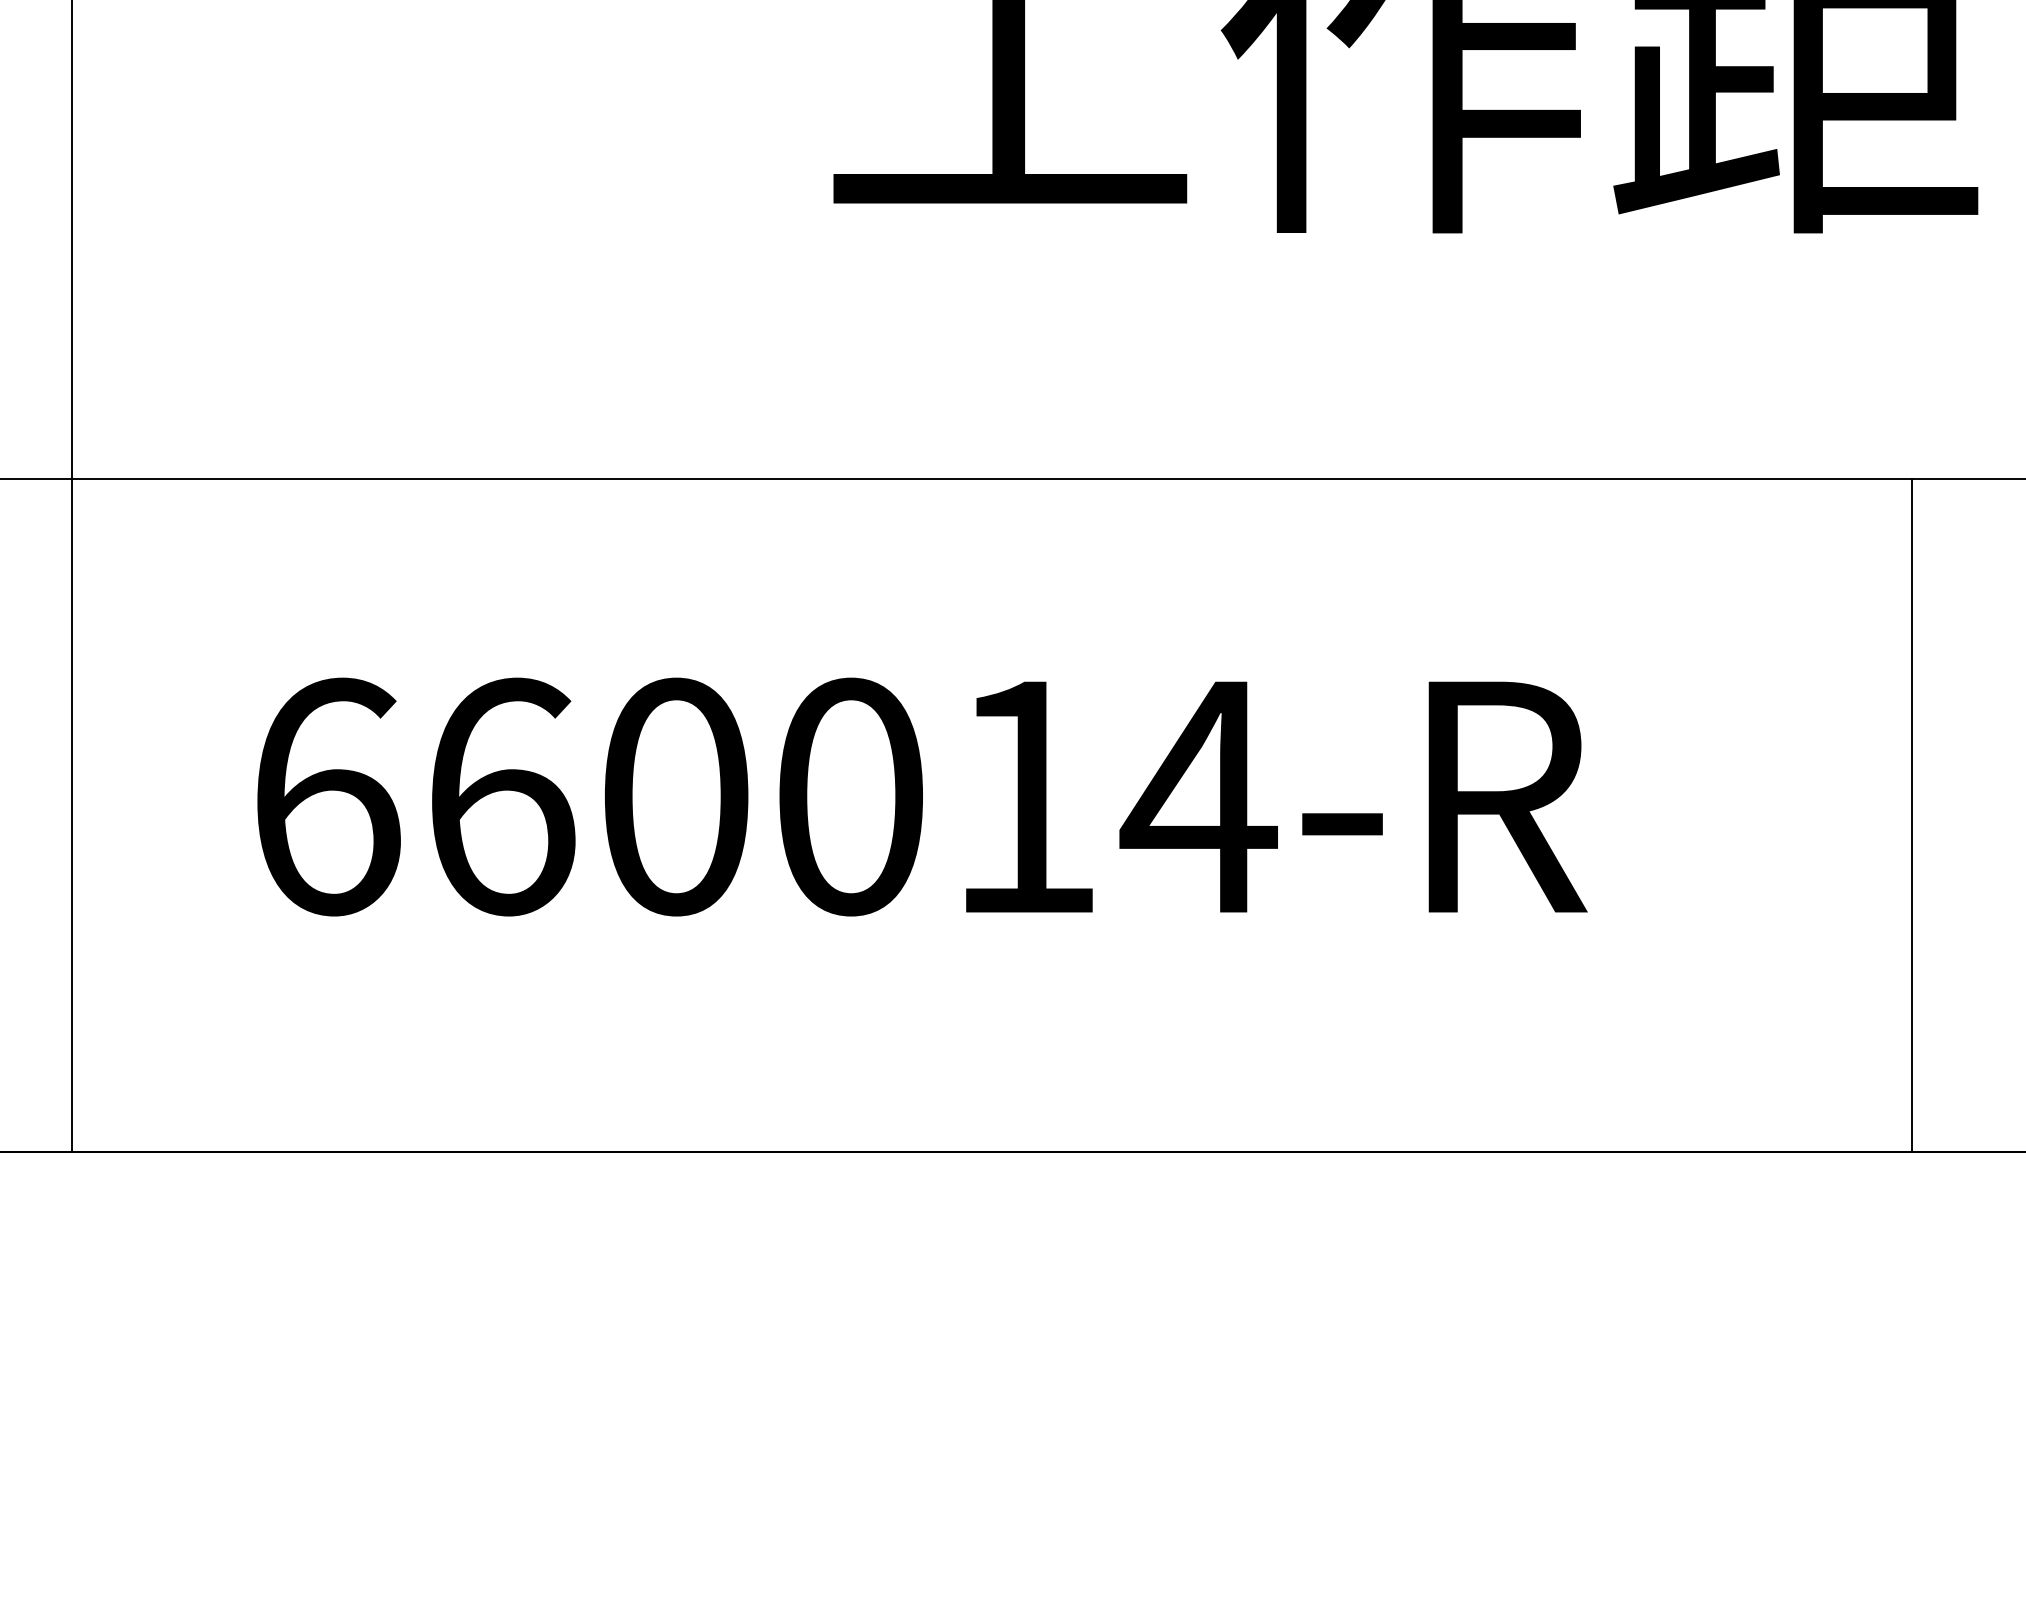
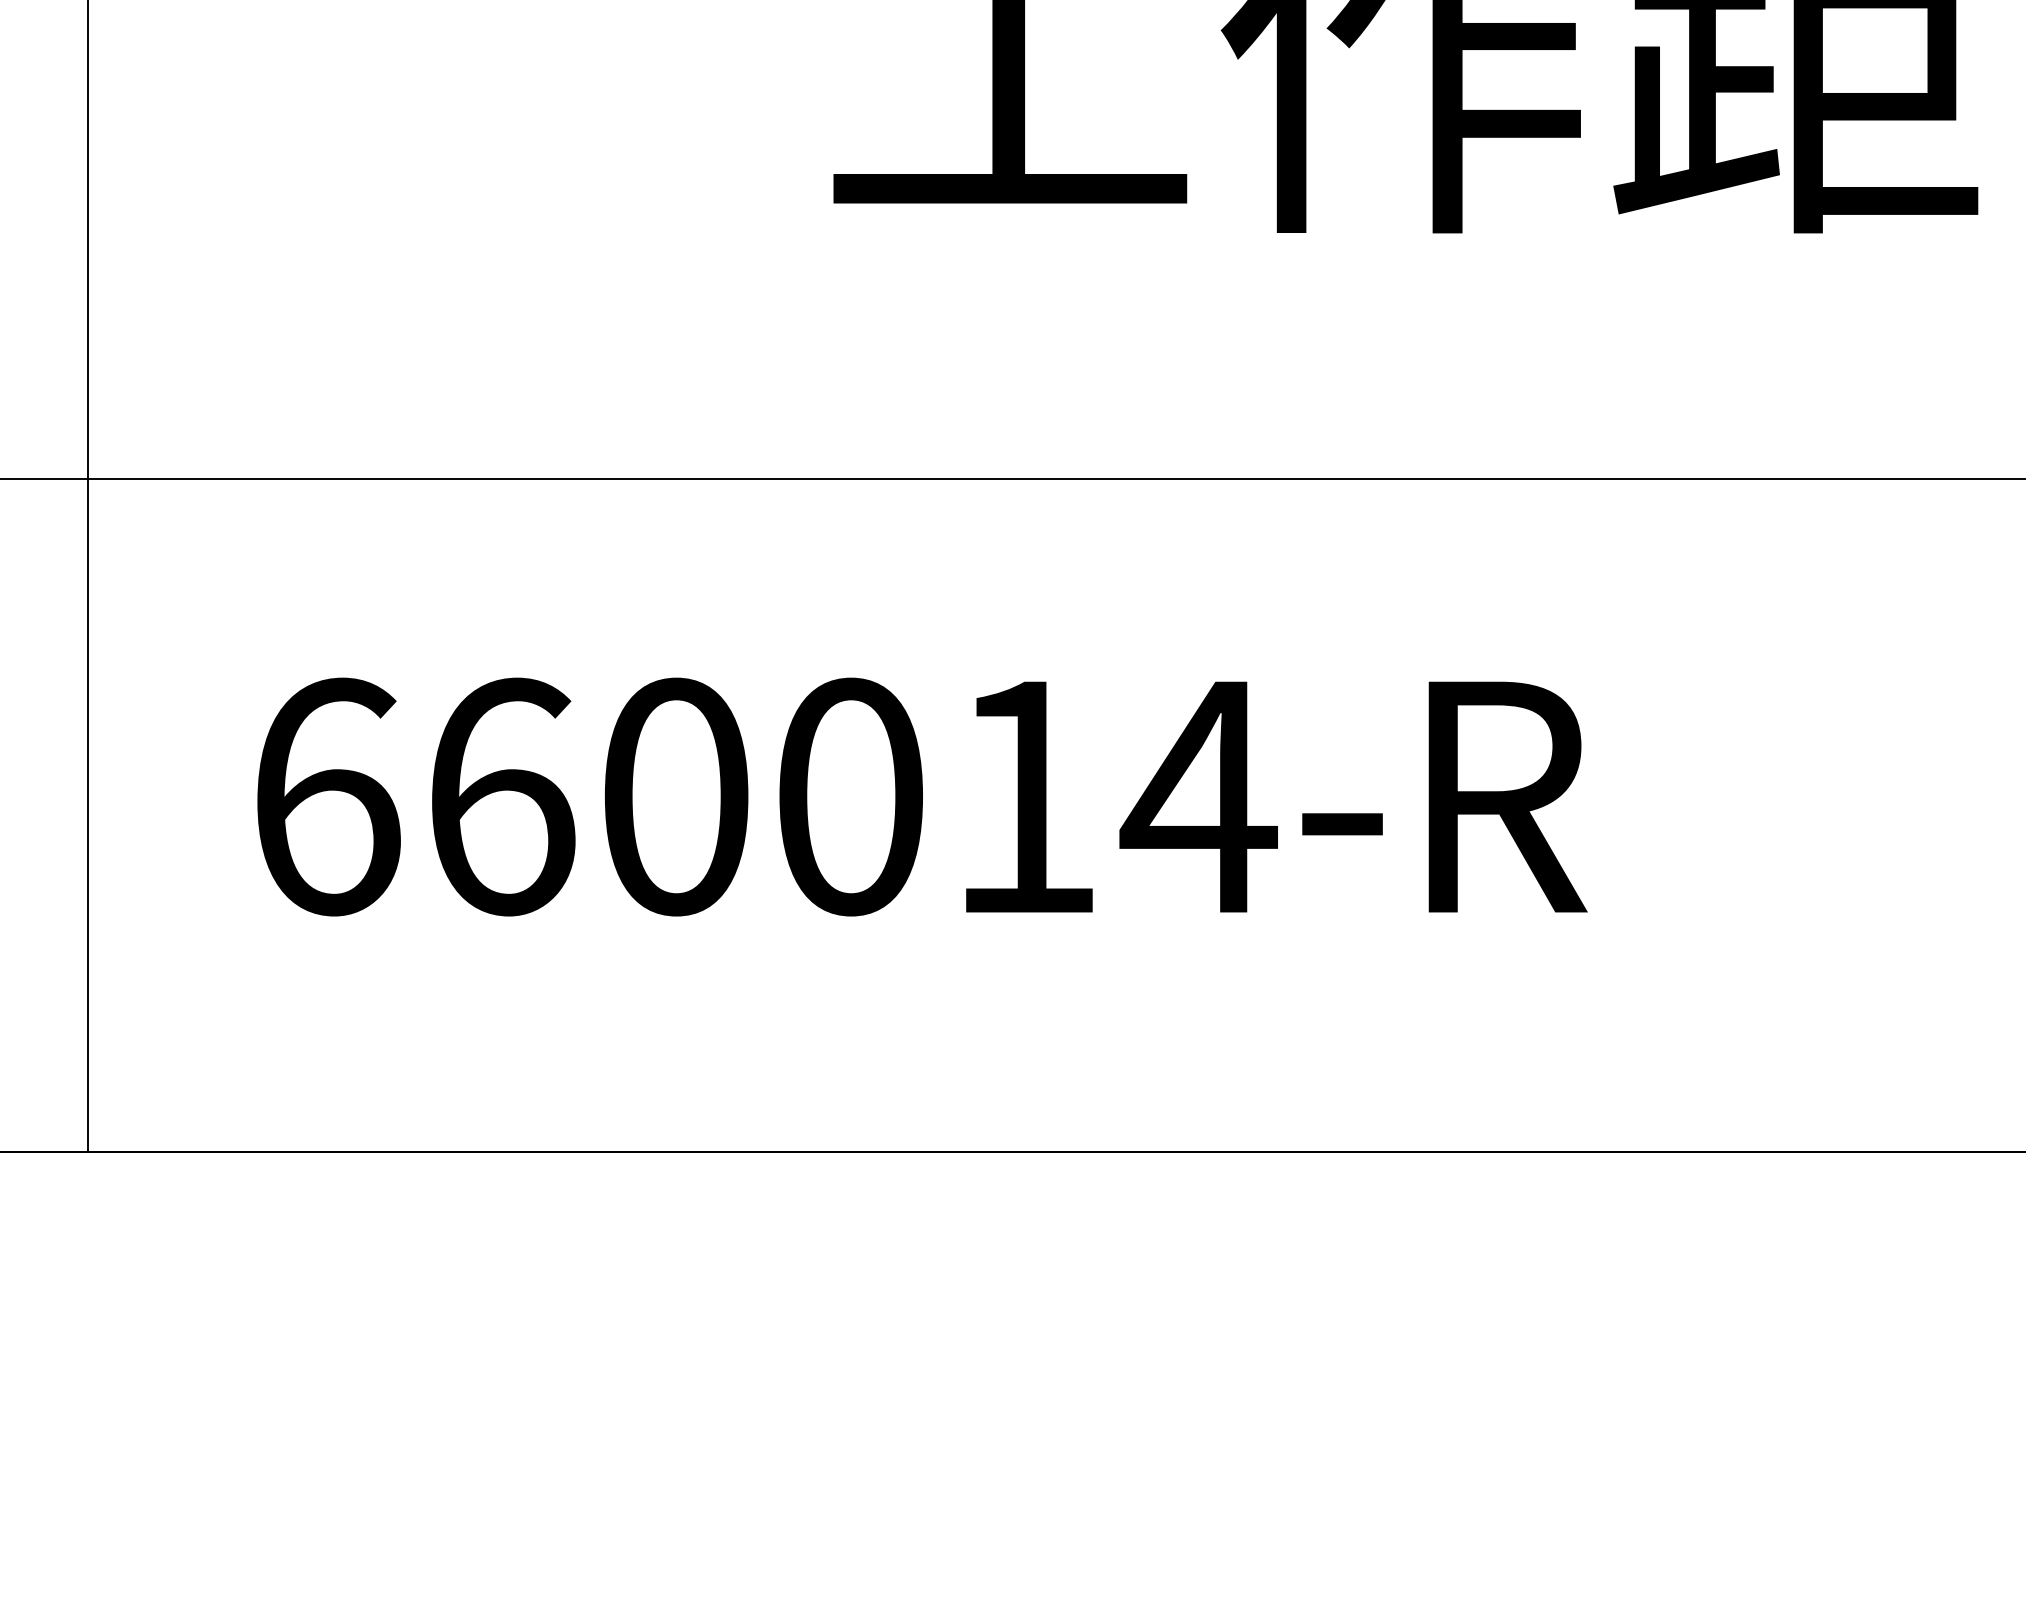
line position: (72, 577) -> (88, 577) (88, 577)
line: present -> none (1911, 815)
